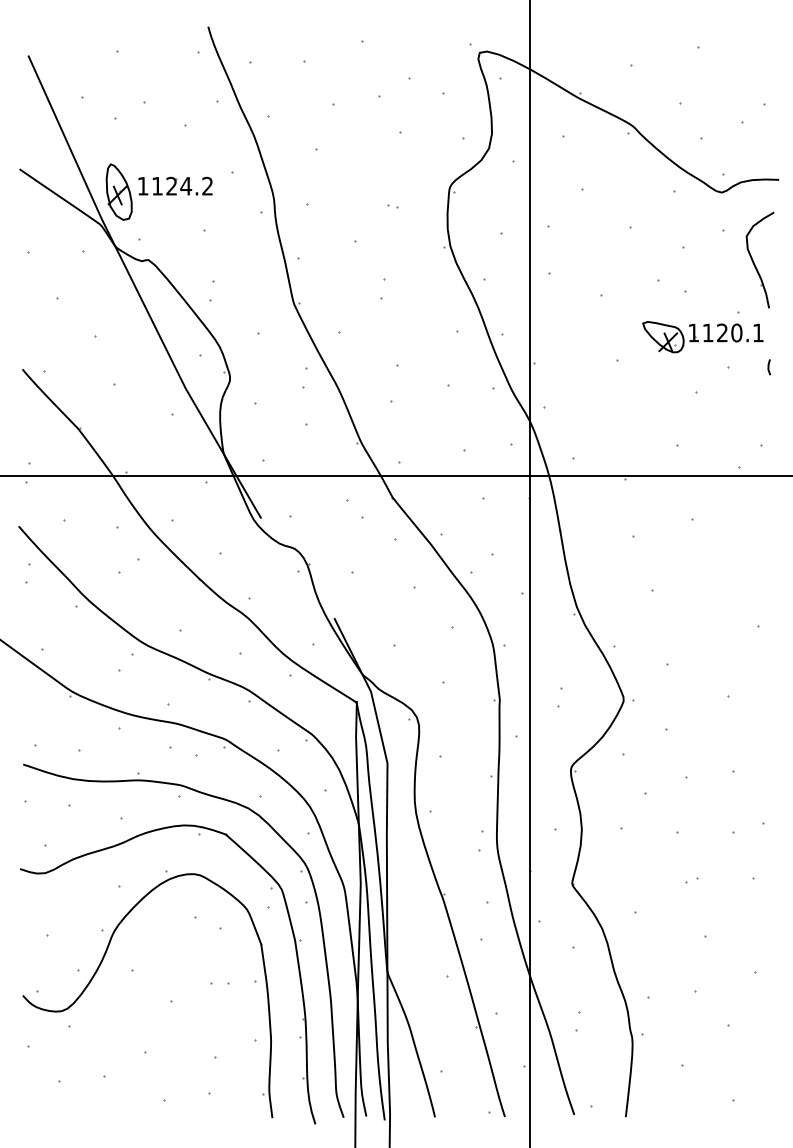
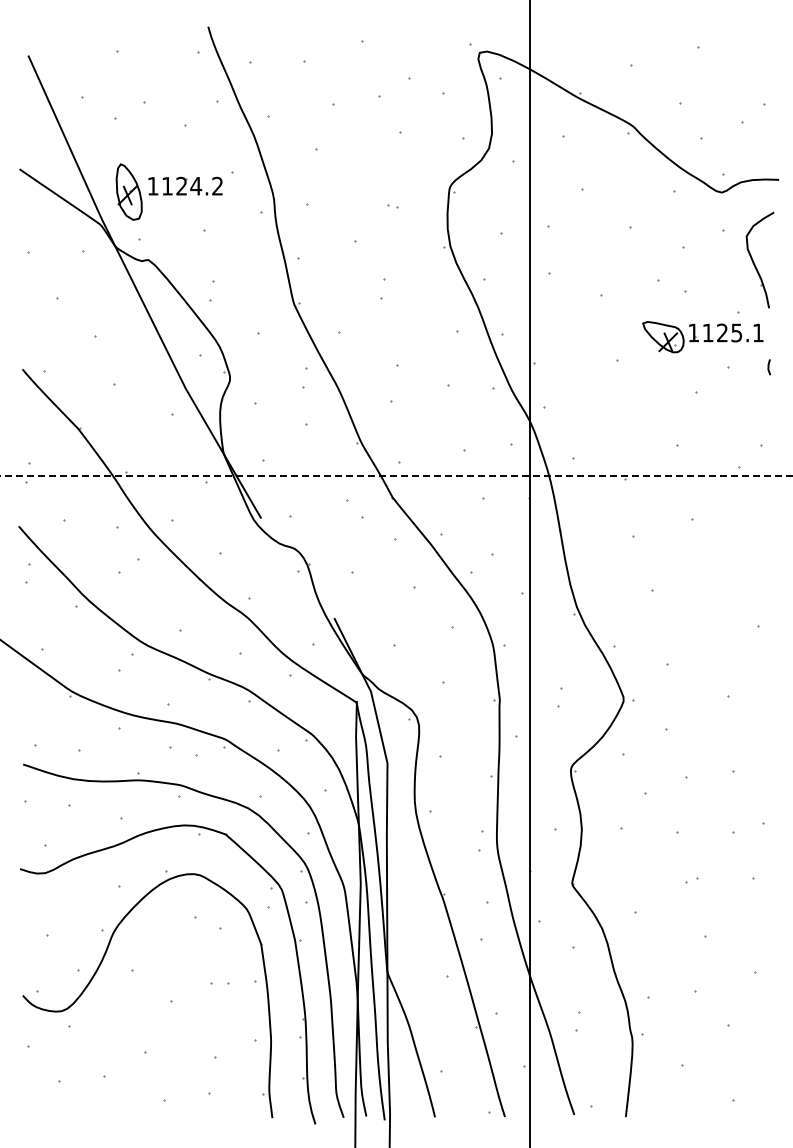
part position: (158, 191) -> (168, 191) (168, 191)
text: 1120.1 -> 1125.1 (736, 332)
line: solid -> dashed (396, 476)
